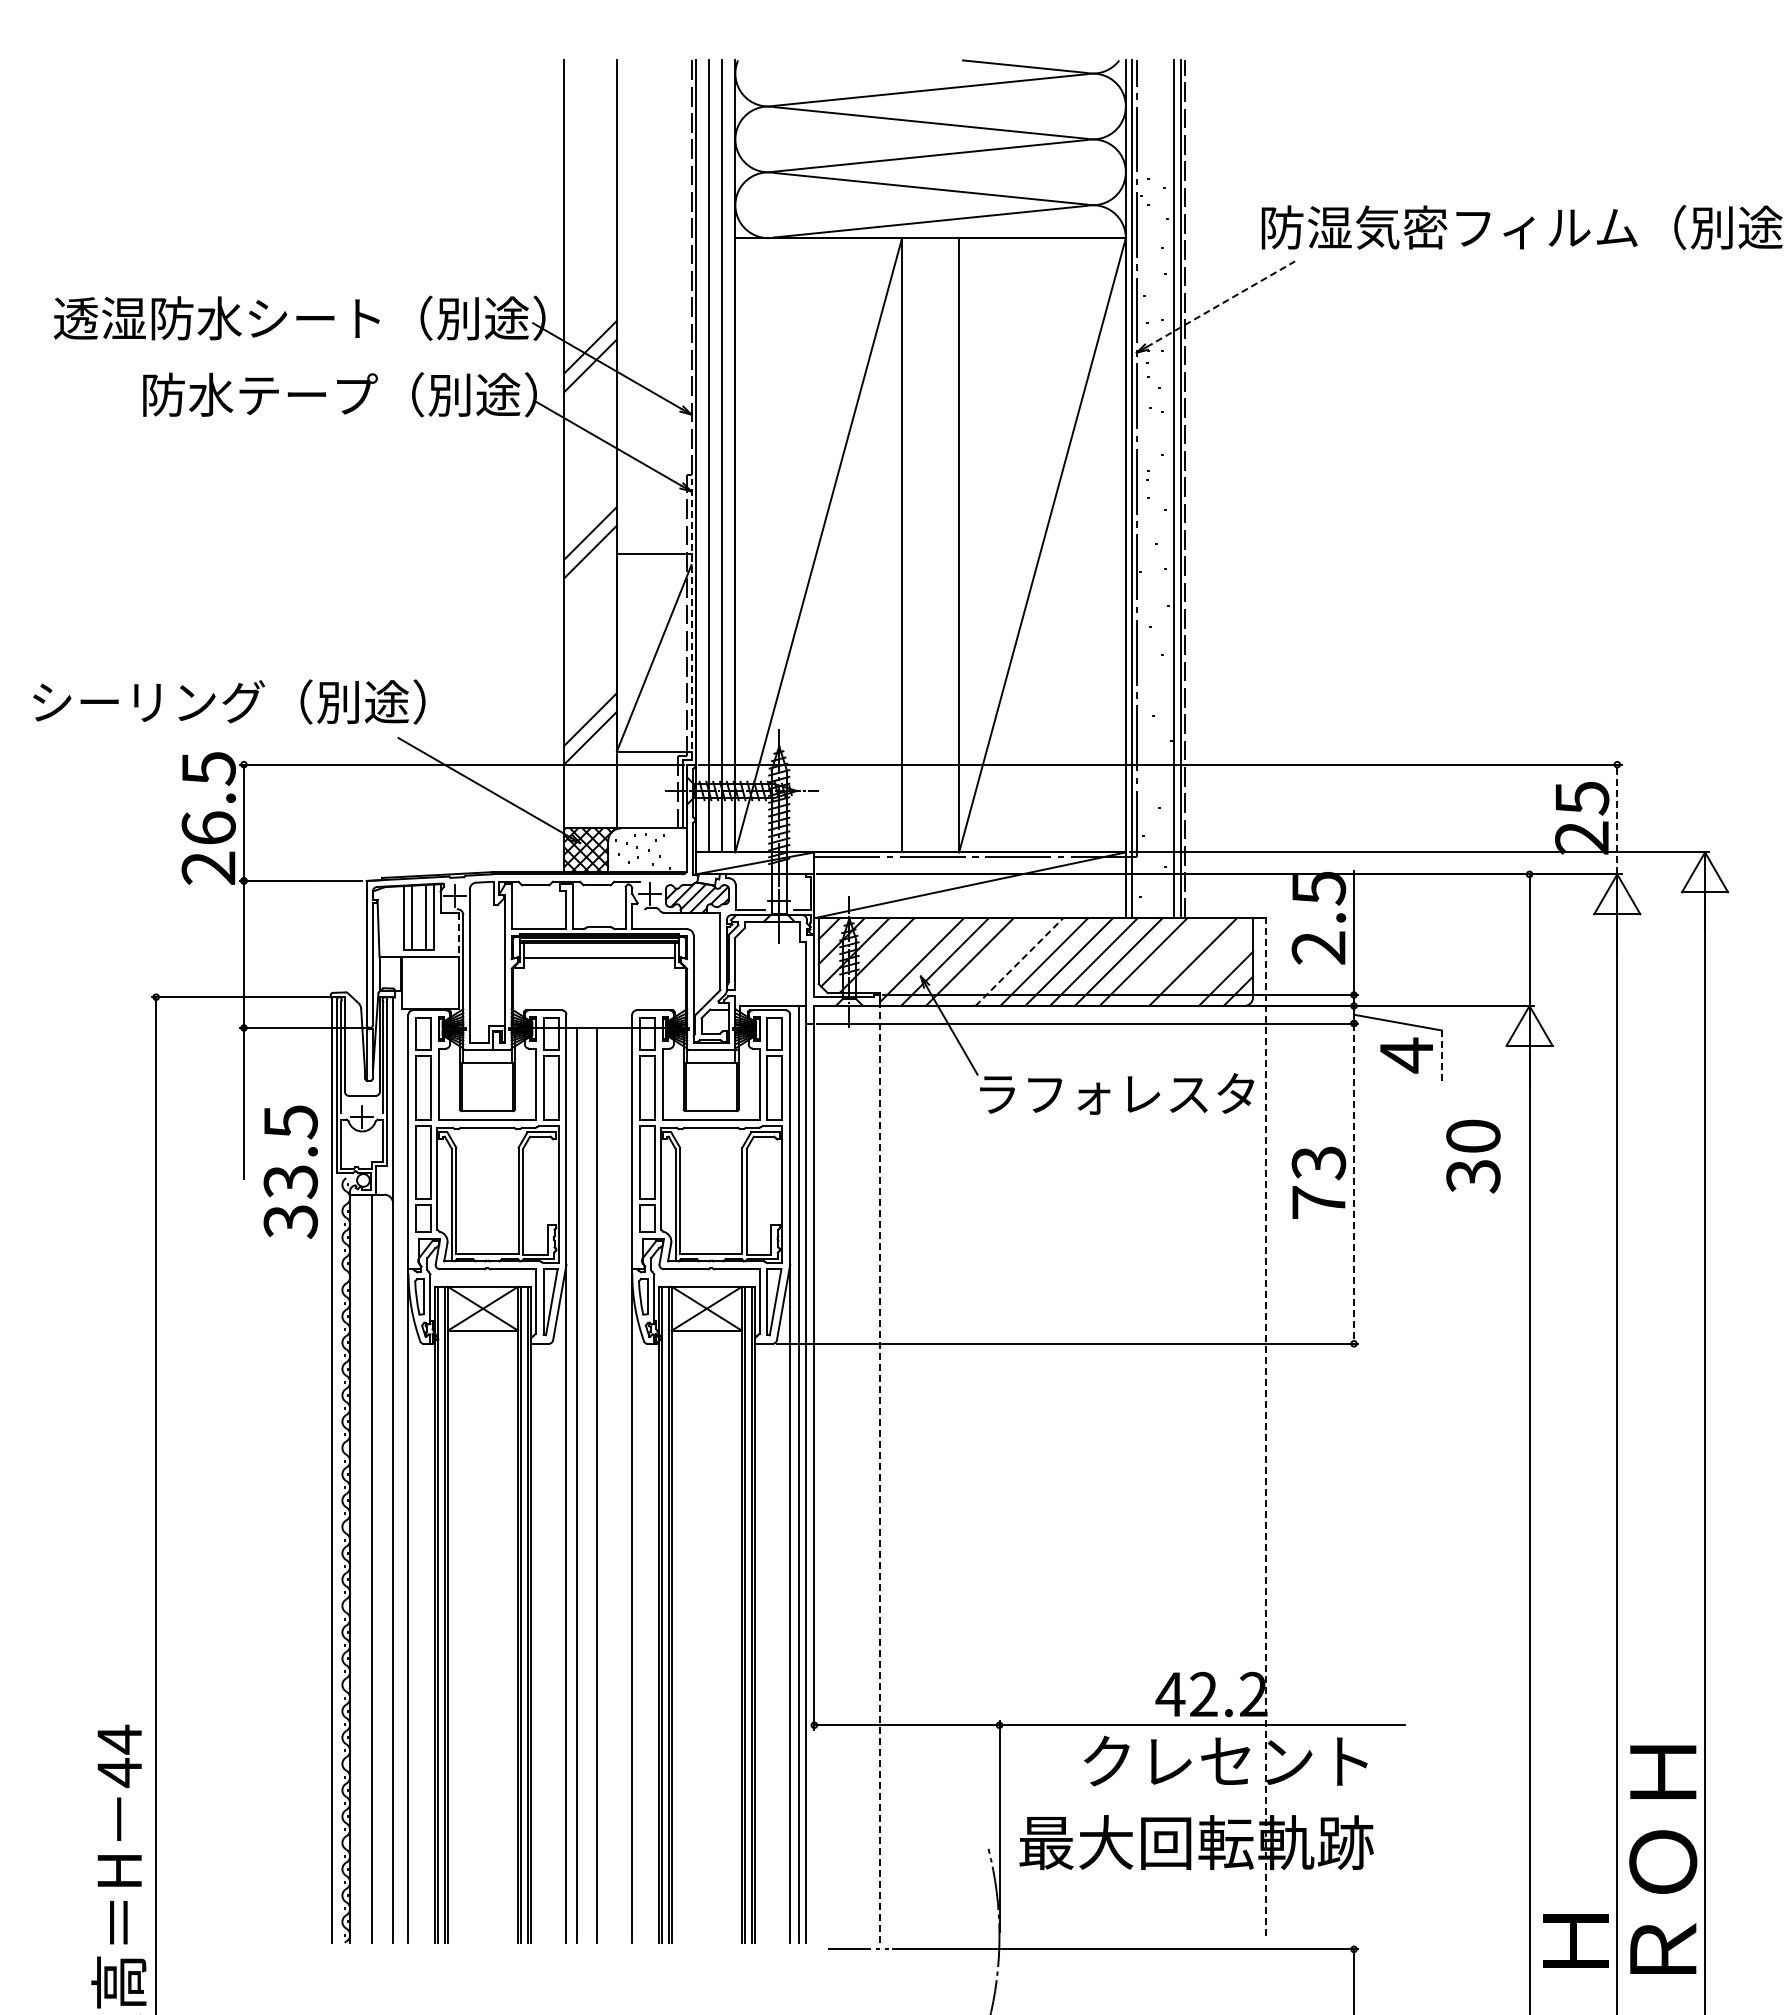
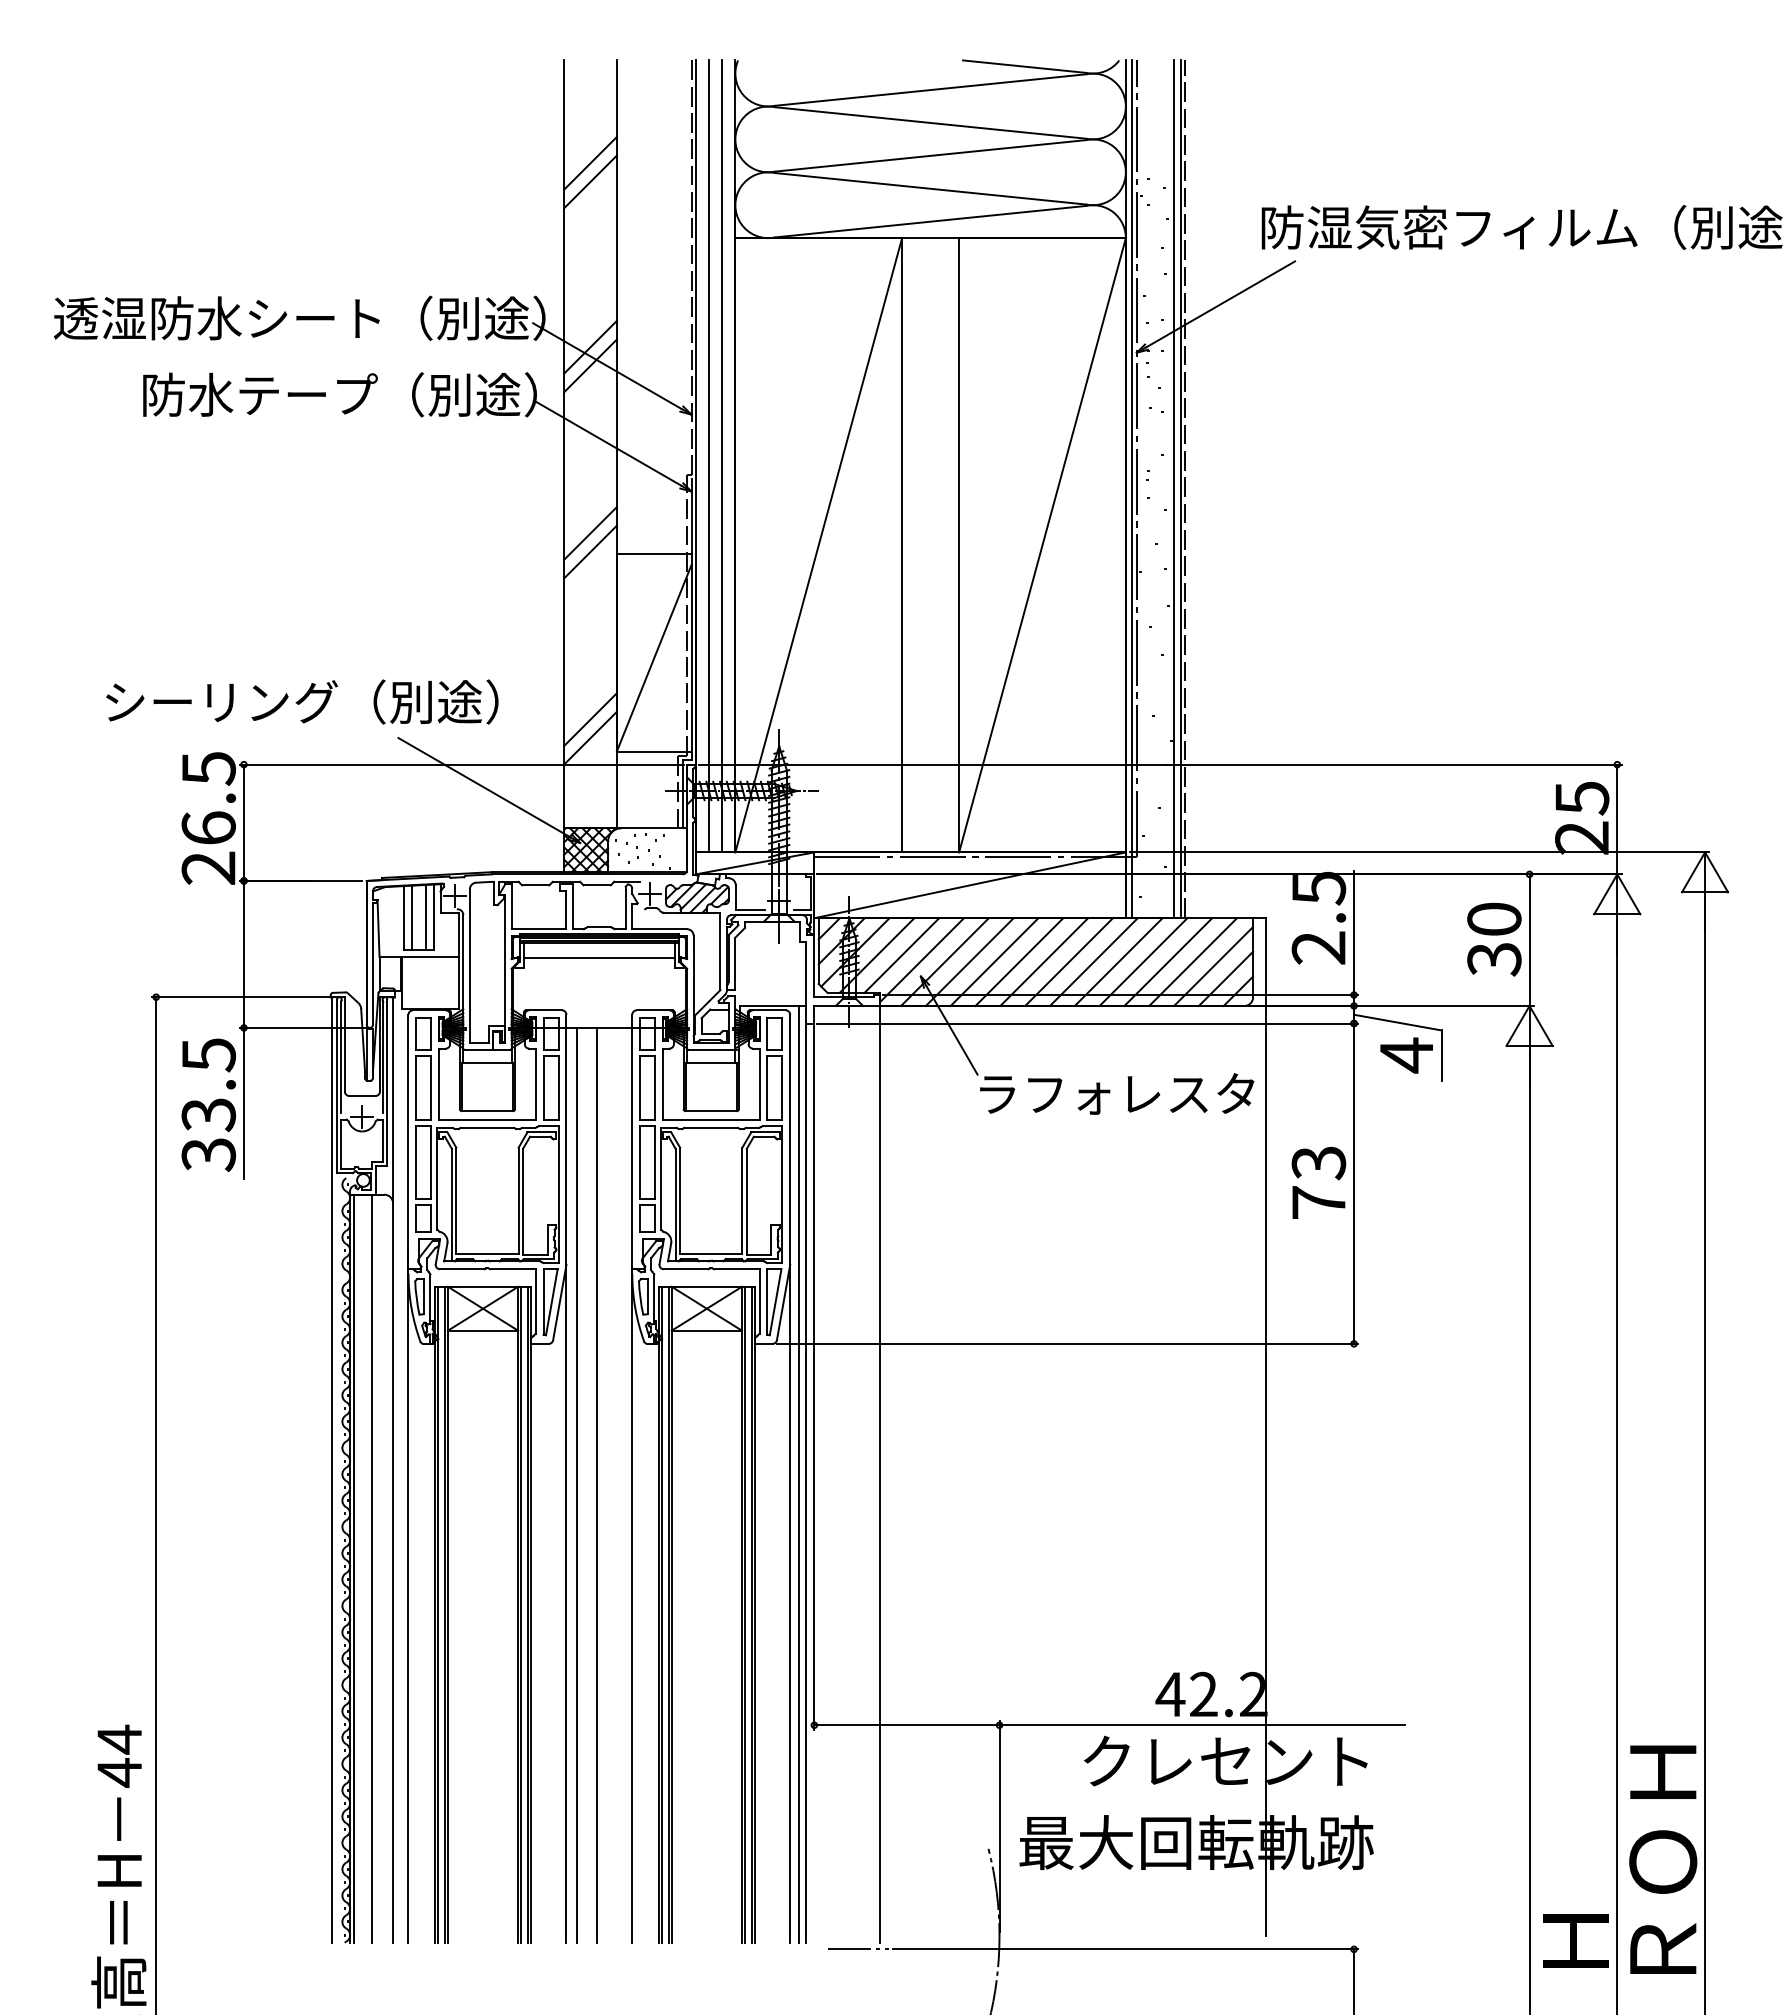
line: none -> present (590, 162)
line: none -> present (590, 181)
line: dashed -> solid (1220, 304)
line: dashed -> solid (691, 619)
text position: (229, 701) -> (302, 701) (302, 701)
line: dashed -> solid (1617, 819)
line: dashed -> solid (458, 935)
line: none -> present (901, 955)
line: dashed -> solid (1019, 961)
line: none -> present (994, 962)
line: none -> present (1168, 962)
line: none -> present (1213, 966)
line: dashed -> solid (1441, 1056)
text position: (1473, 1156) -> (1494, 939) (1494, 939)
text position: (290, 1172) -> (208, 1105) (208, 1105)
line: dashed -> solid (1354, 1184)
line: dashed -> solid (1266, 1427)
line: dashed -> solid (880, 1473)
line: none -> present (353, 1568)
